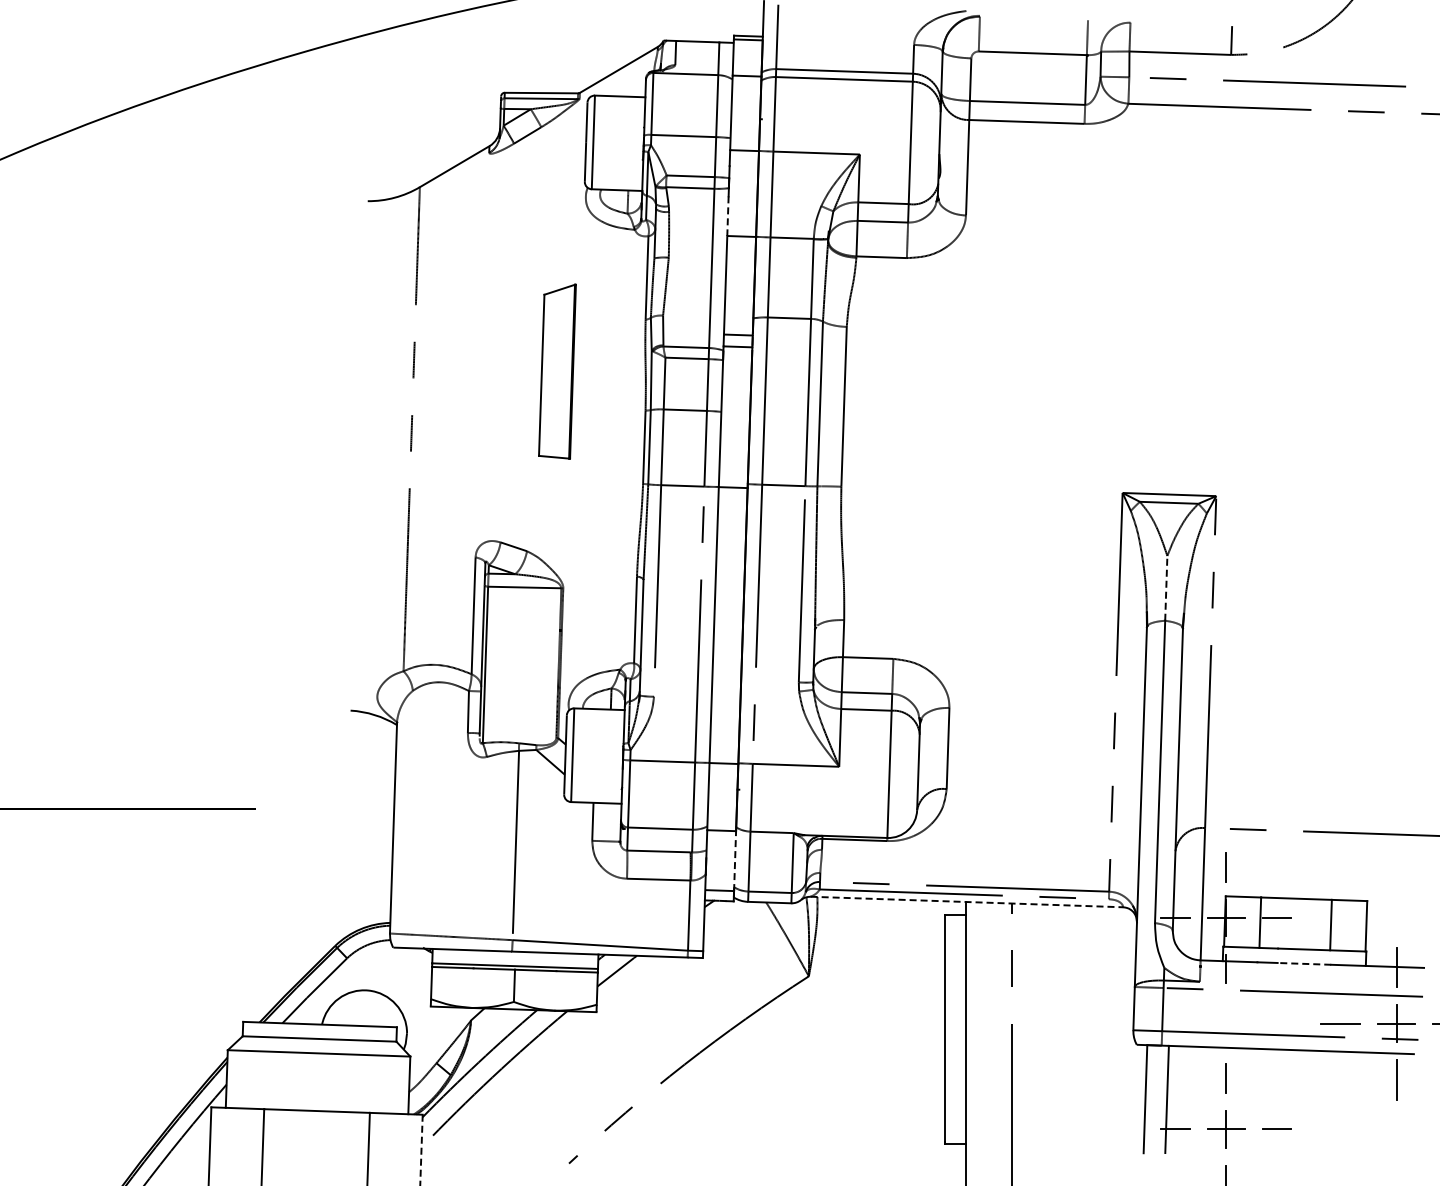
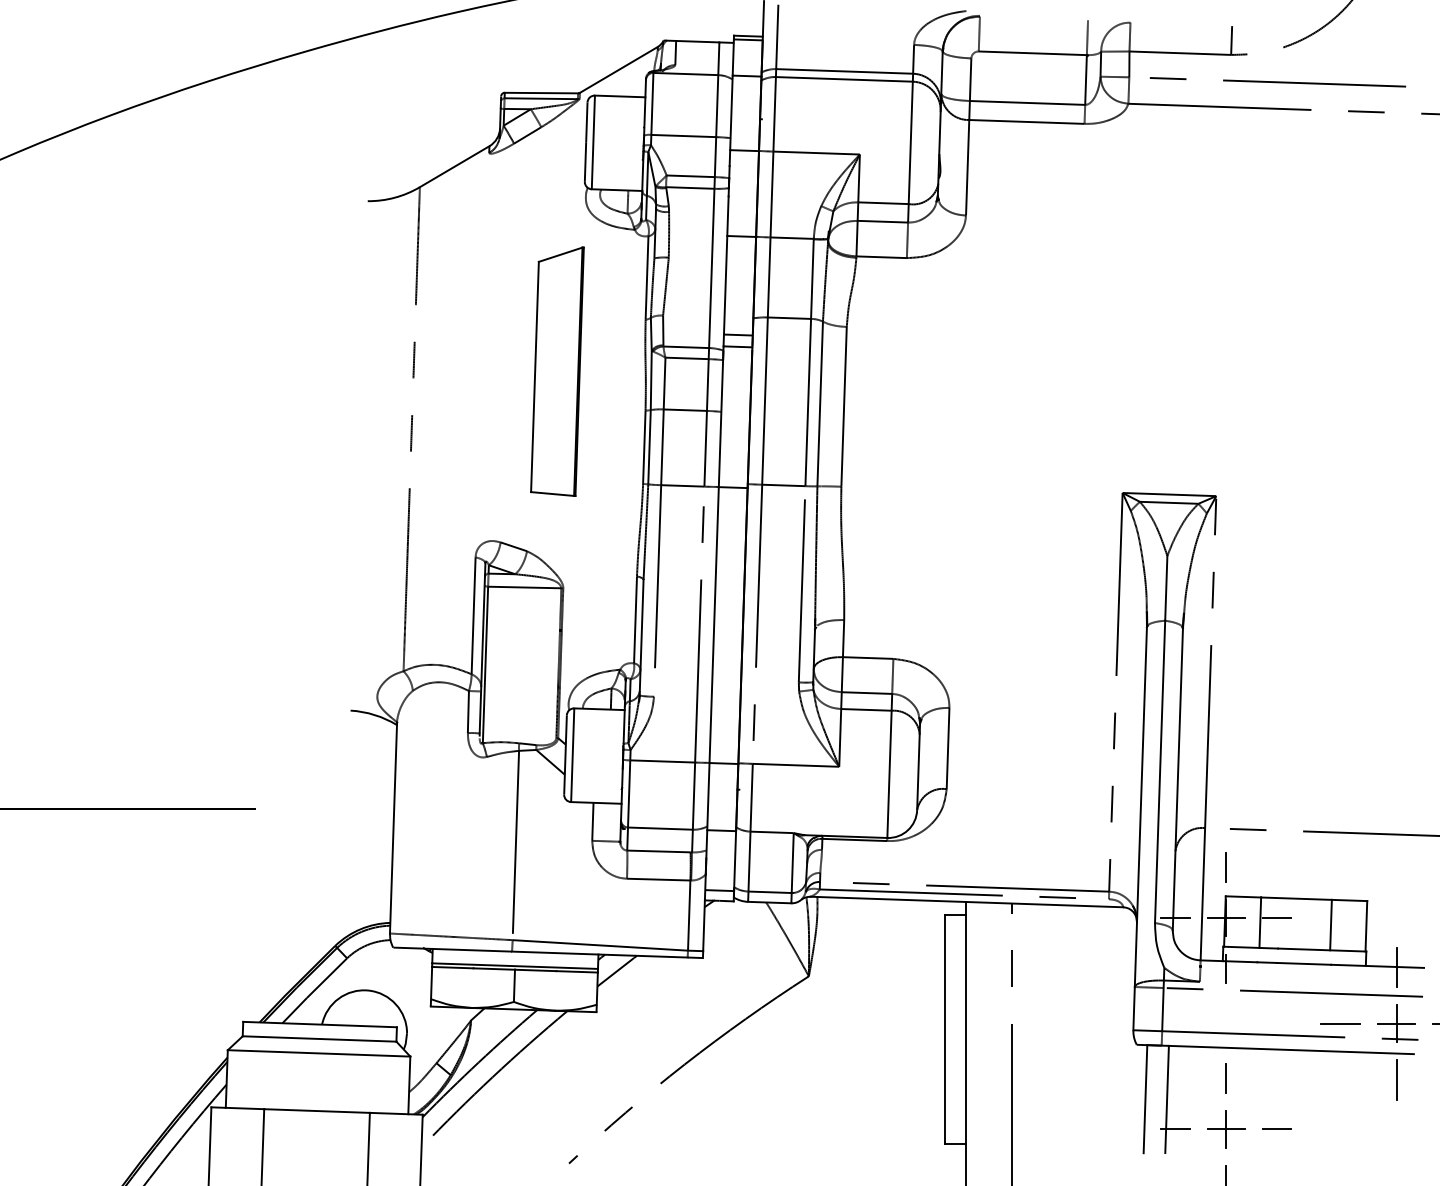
line: dashed -> solid (727, 216)
part size: 39x177 px -> 55x251 px (557, 371)
line: dashed -> solid (1166, 587)
line: dashed -> solid (735, 861)
line: dashed -> solid (967, 902)
line: dashed -> solid (1304, 963)
line: dashed -> solid (421, 1150)
